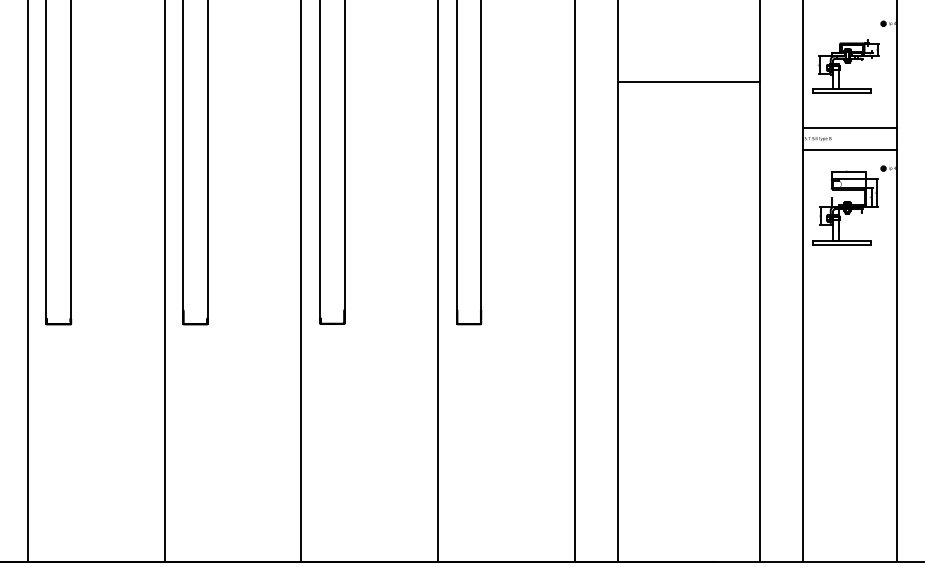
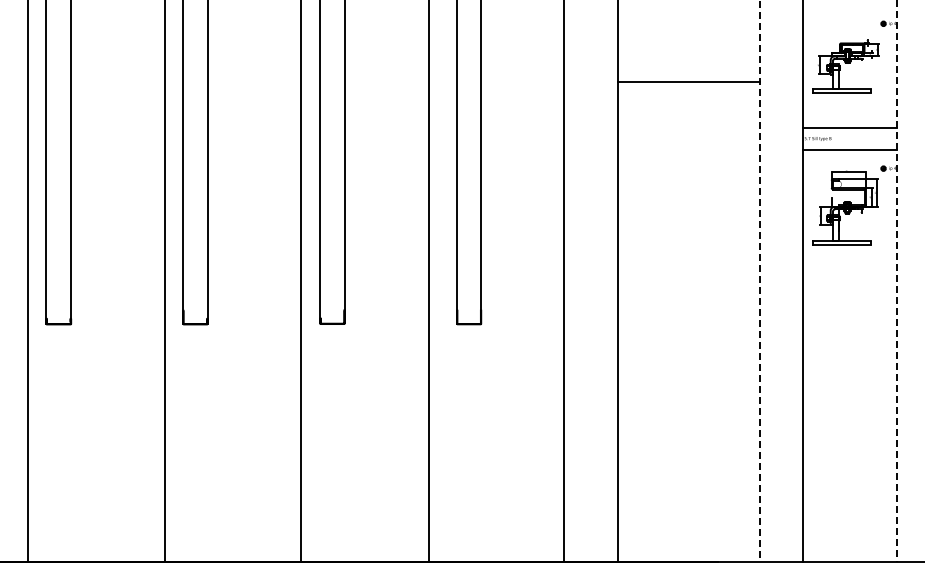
line position: (438, 281) -> (429, 281) (429, 281)
line position: (575, 281) -> (564, 281) (564, 281)
line: solid -> dashed (760, 281)
line: solid -> dashed (897, 281)
